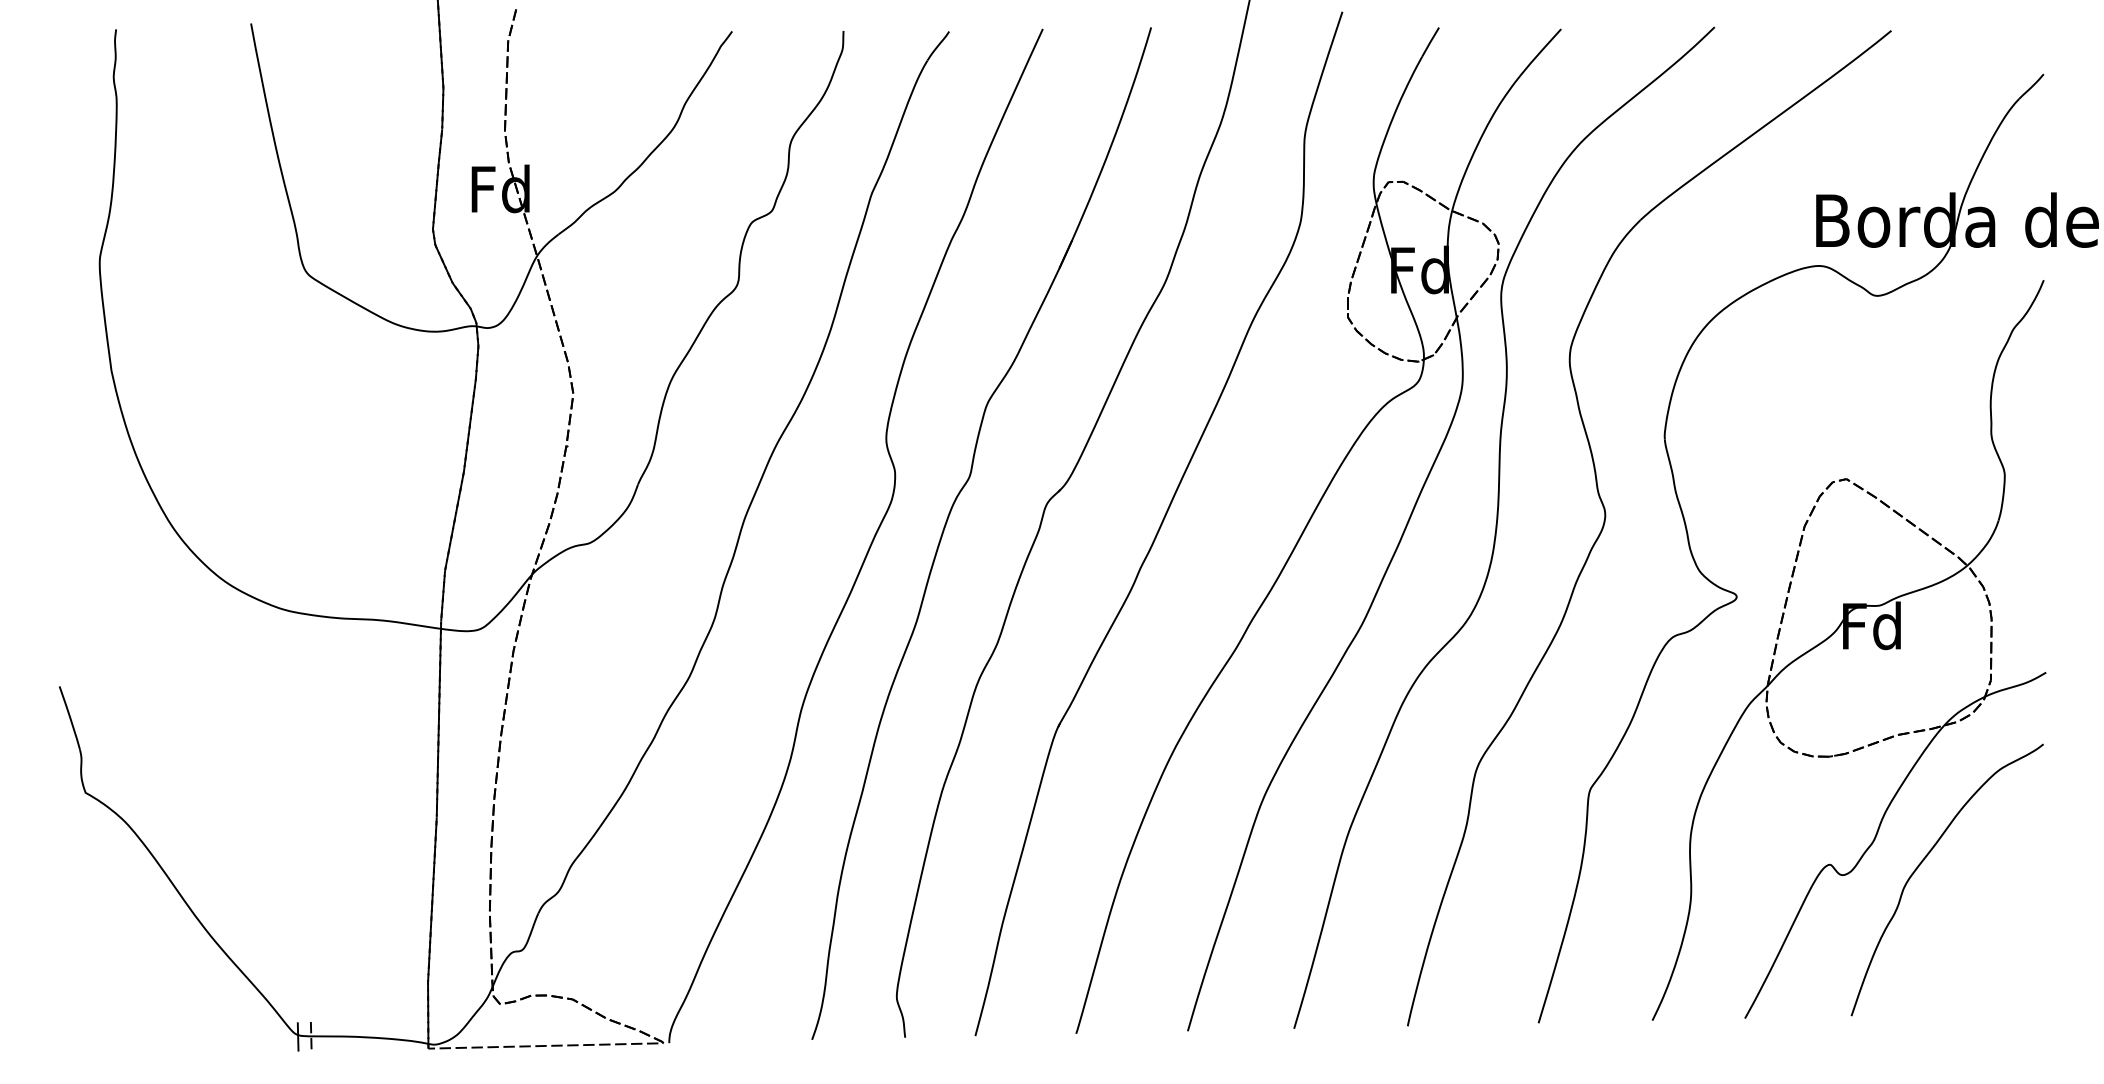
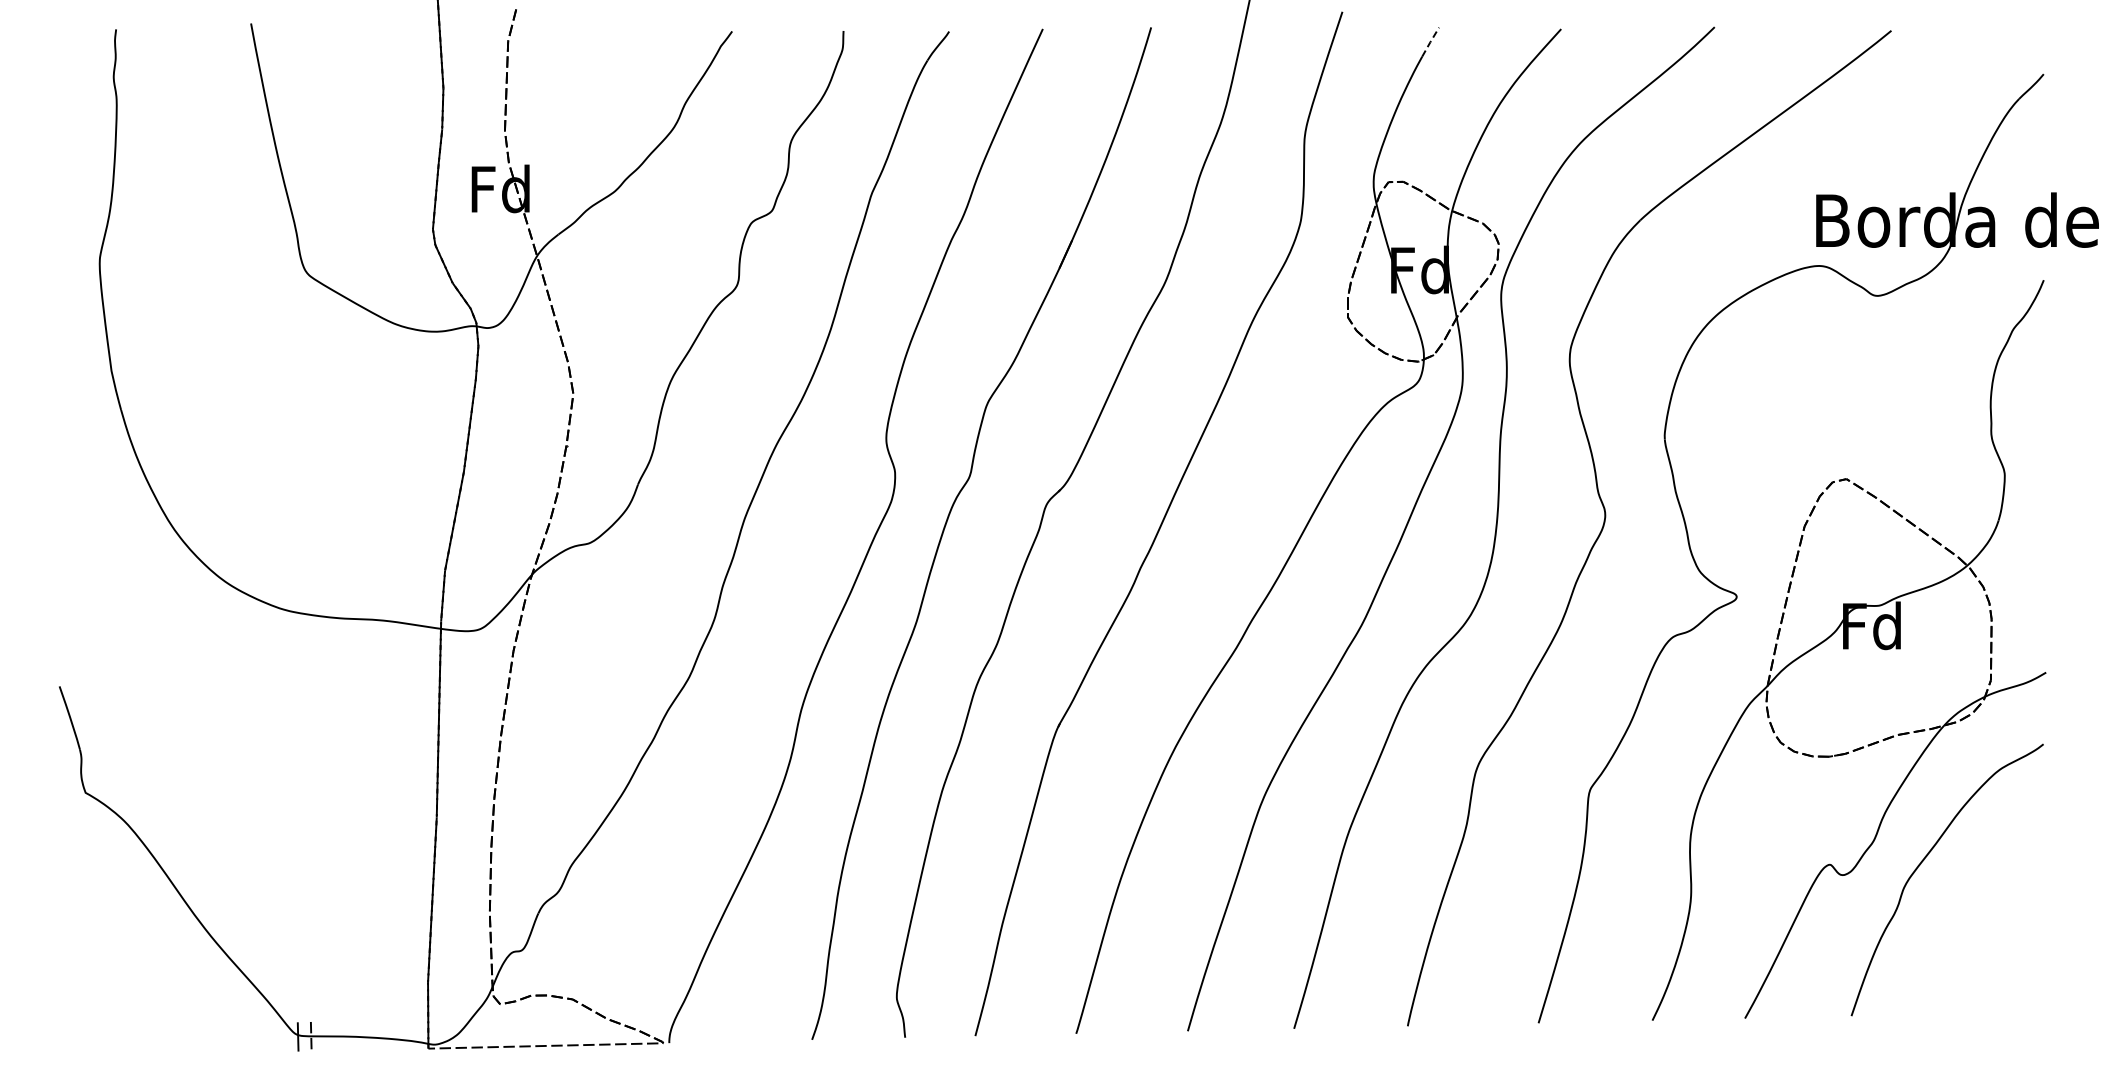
line: solid -> dashed (1430, 42)
